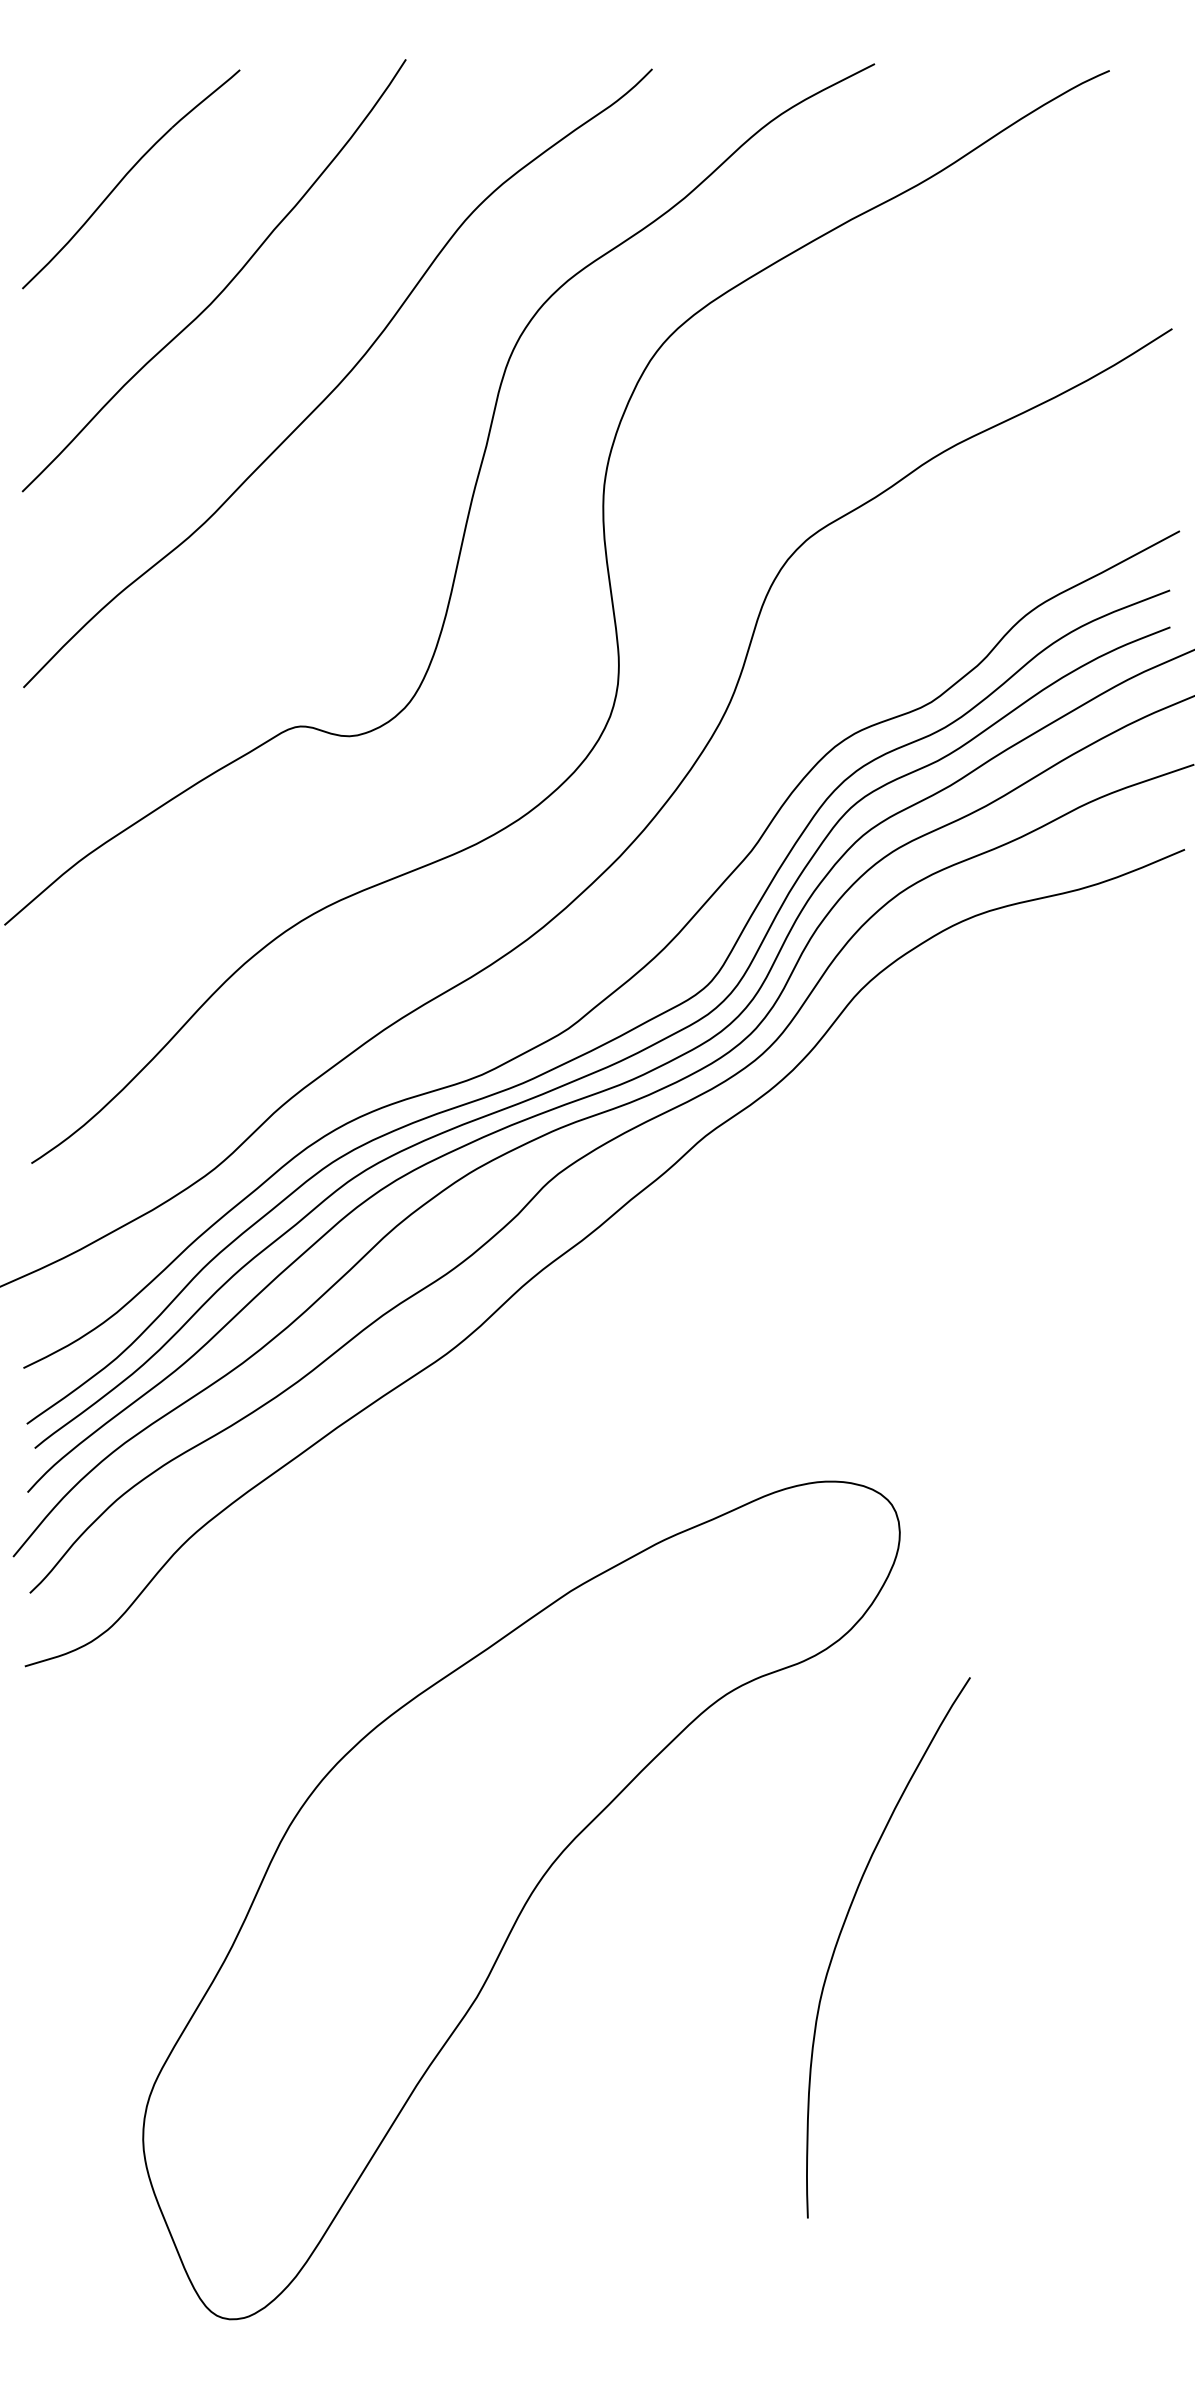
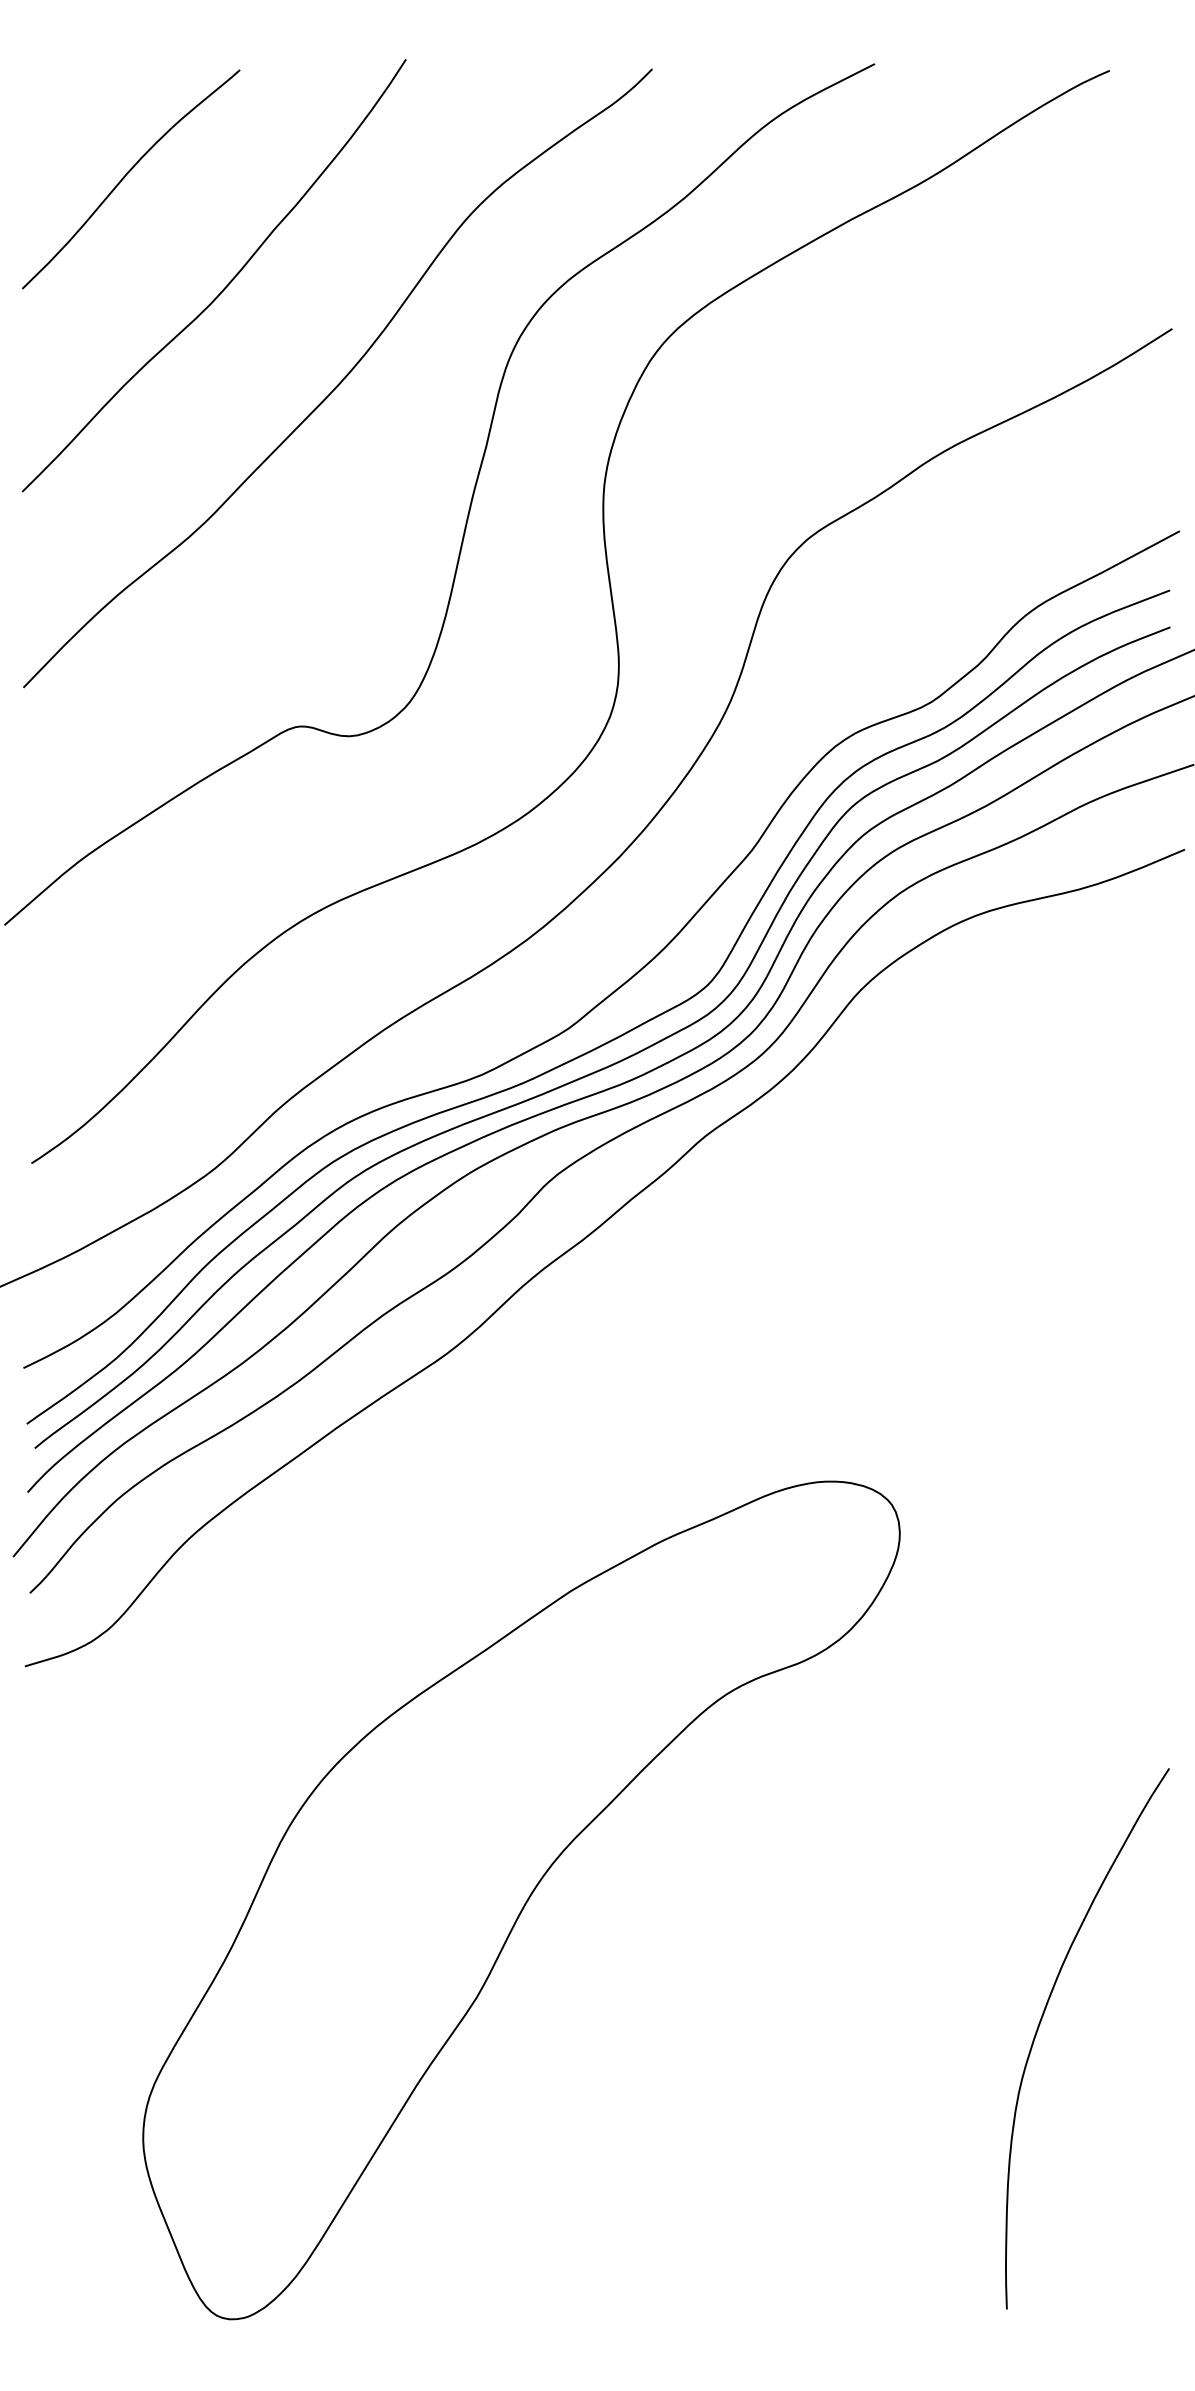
curve position: (843, 1928) -> (1042, 2019) (1042, 2019)
